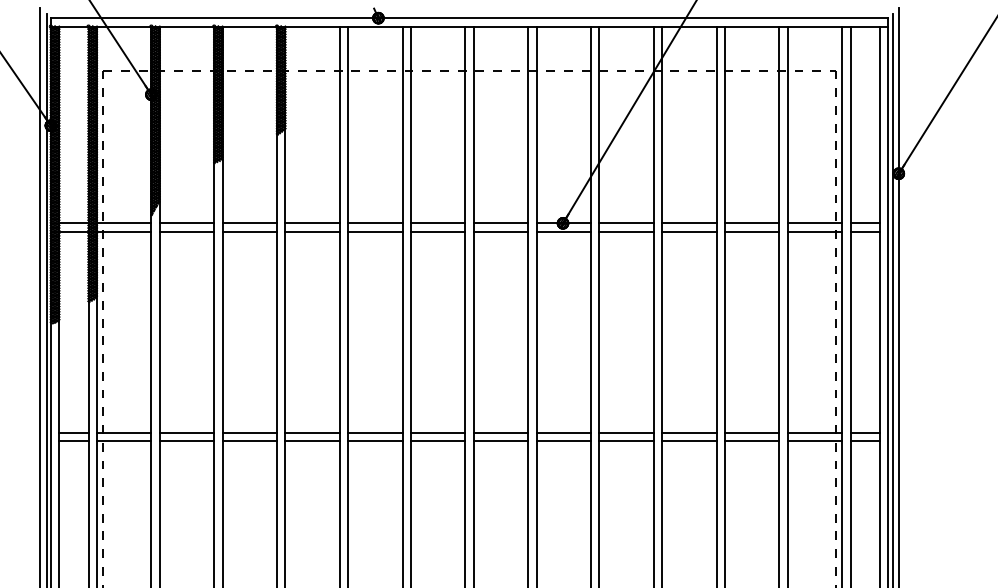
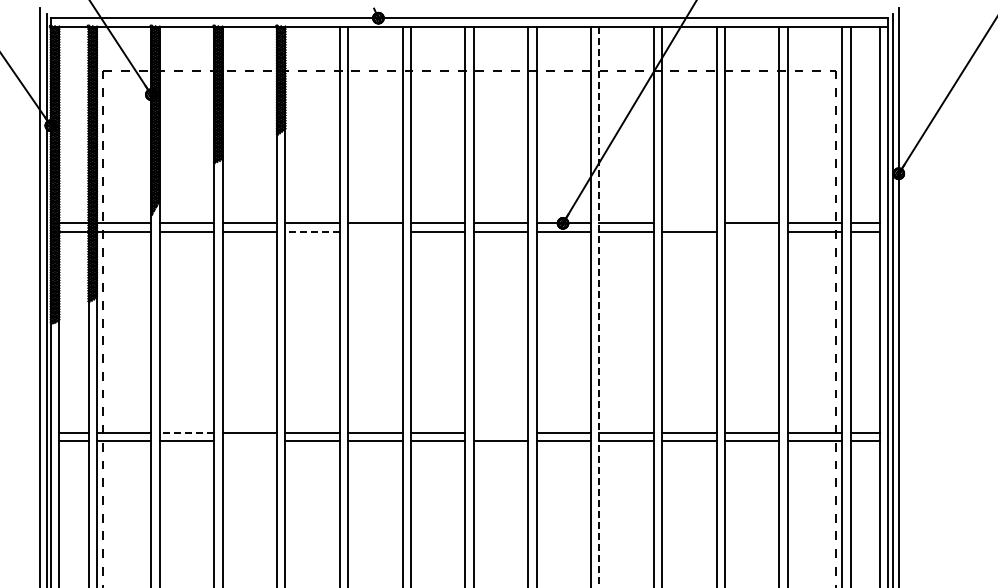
line: present -> none (689, 223)
line: solid -> dashed (312, 231)
line: present -> none (375, 231)
line: present -> none (752, 231)
line: solid -> dashed (599, 307)
line: solid -> dashed (186, 432)
line: present -> none (500, 432)
line: present -> none (249, 441)
